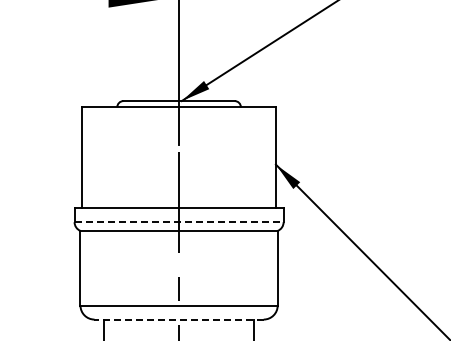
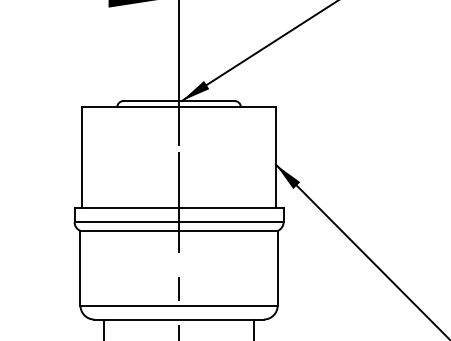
line: dashed -> solid (179, 222)
line: dashed -> solid (179, 319)
